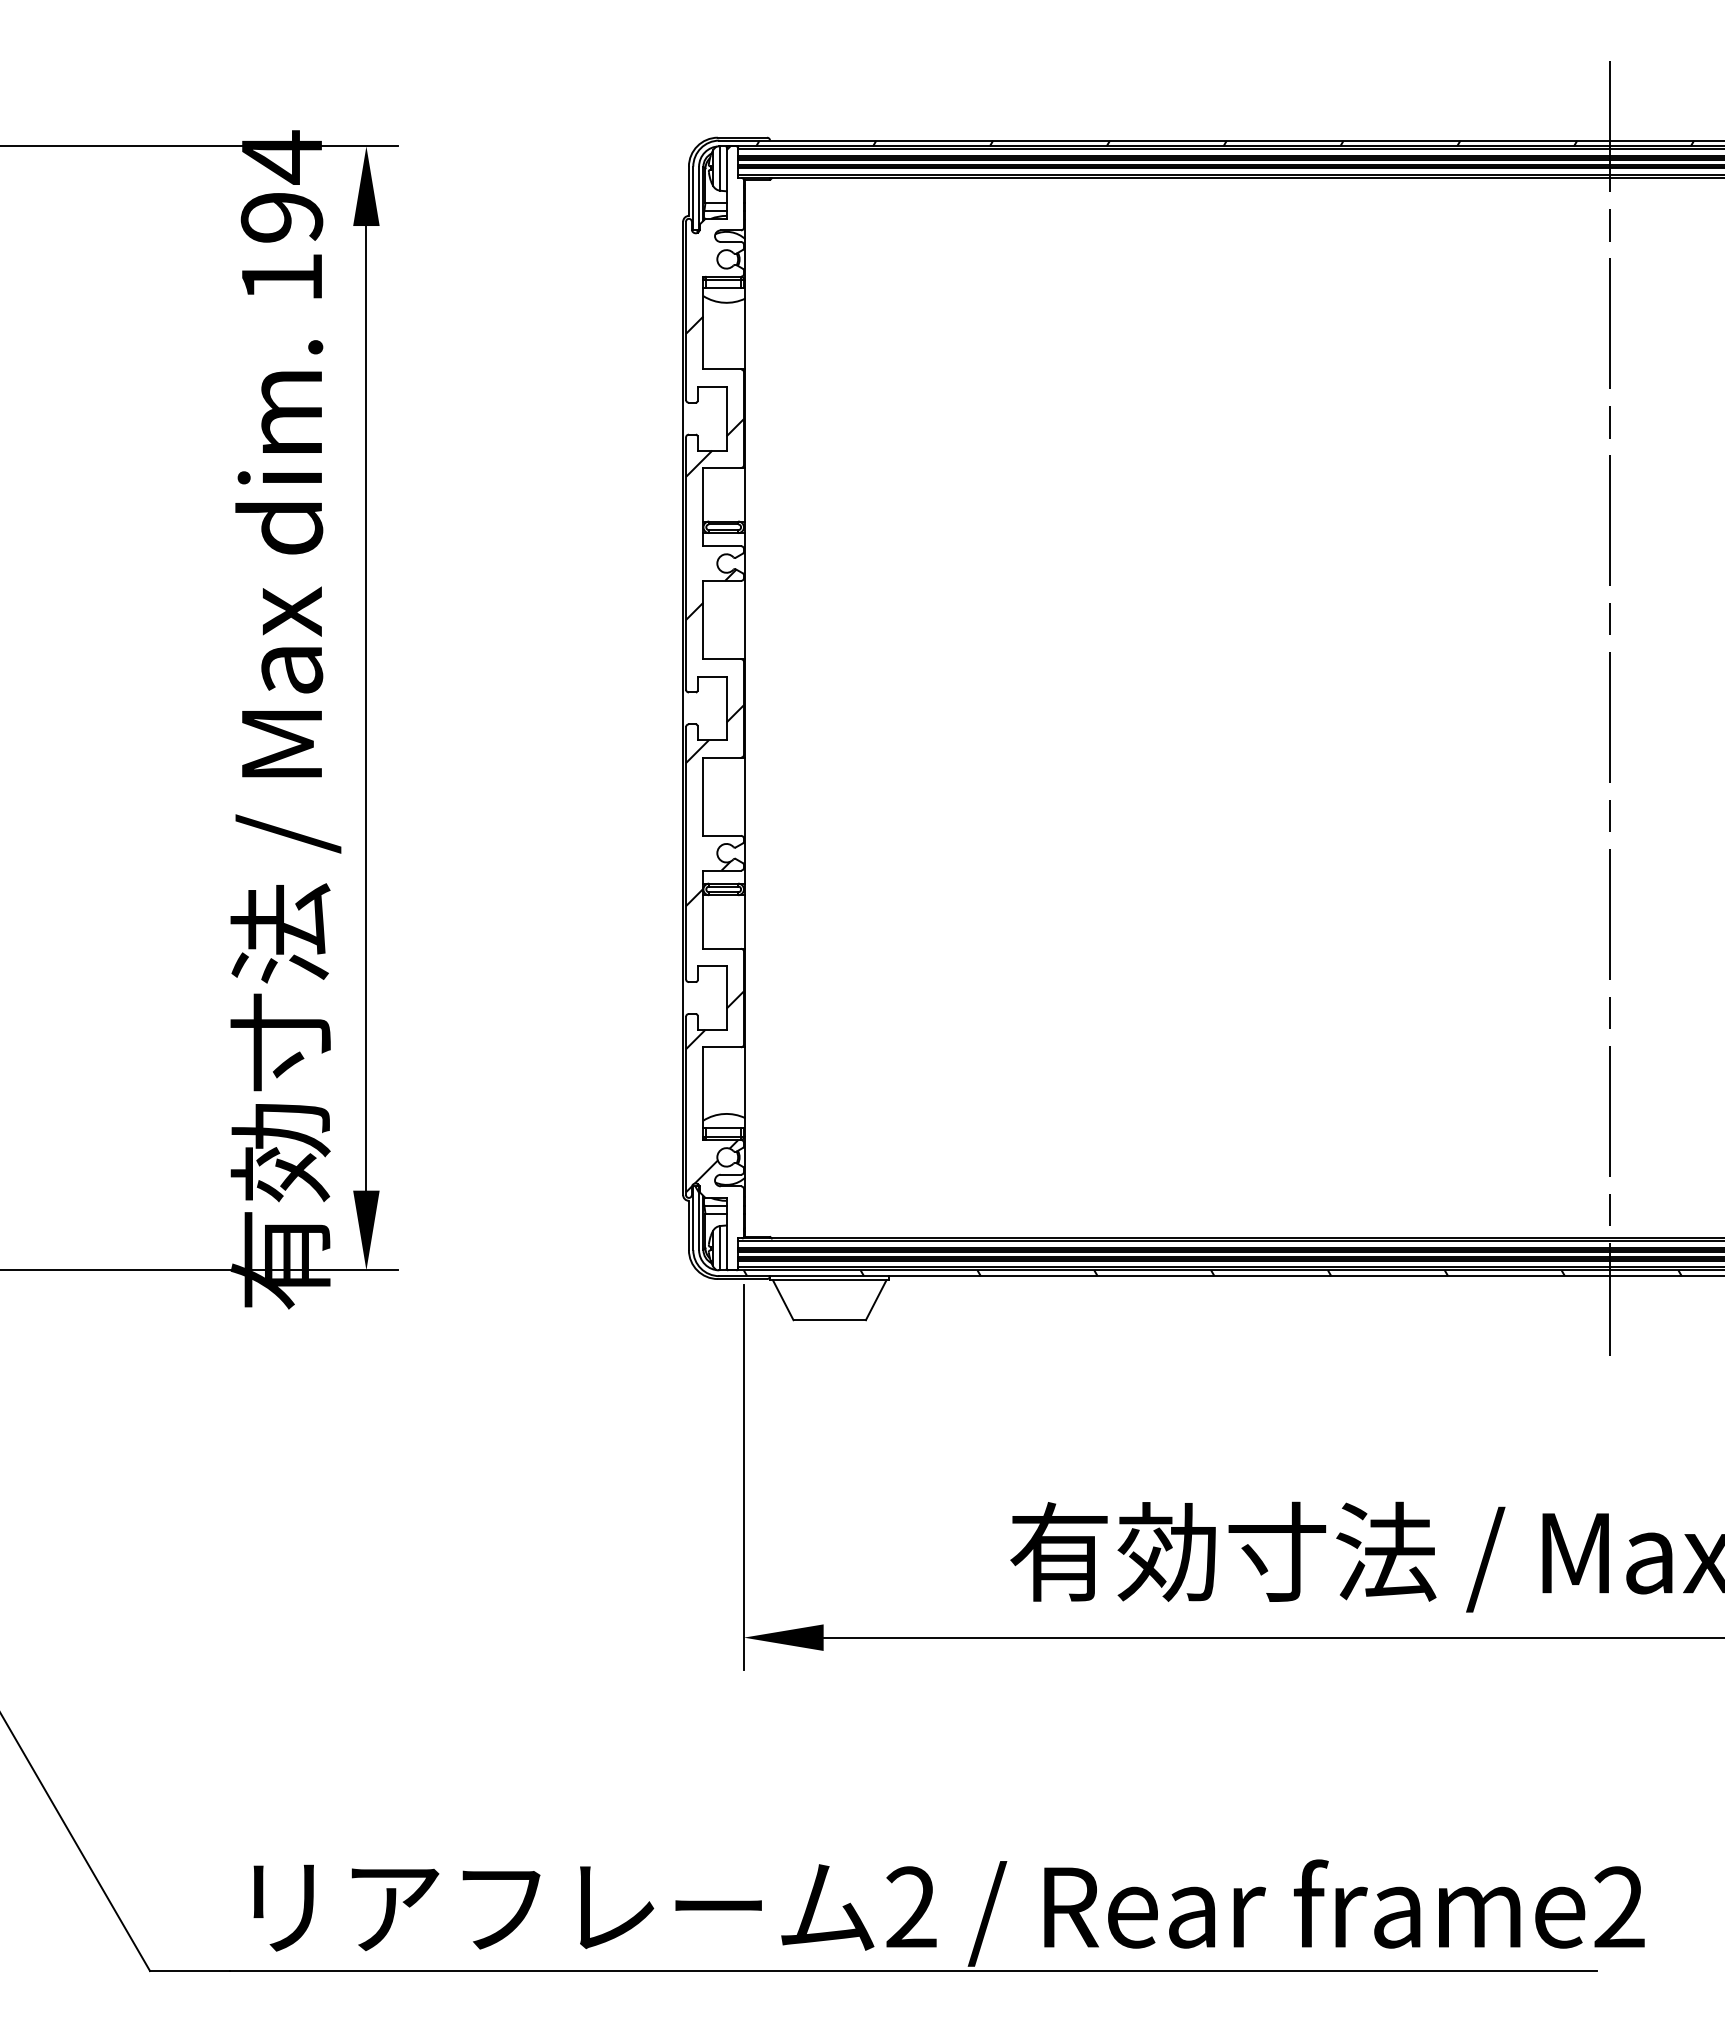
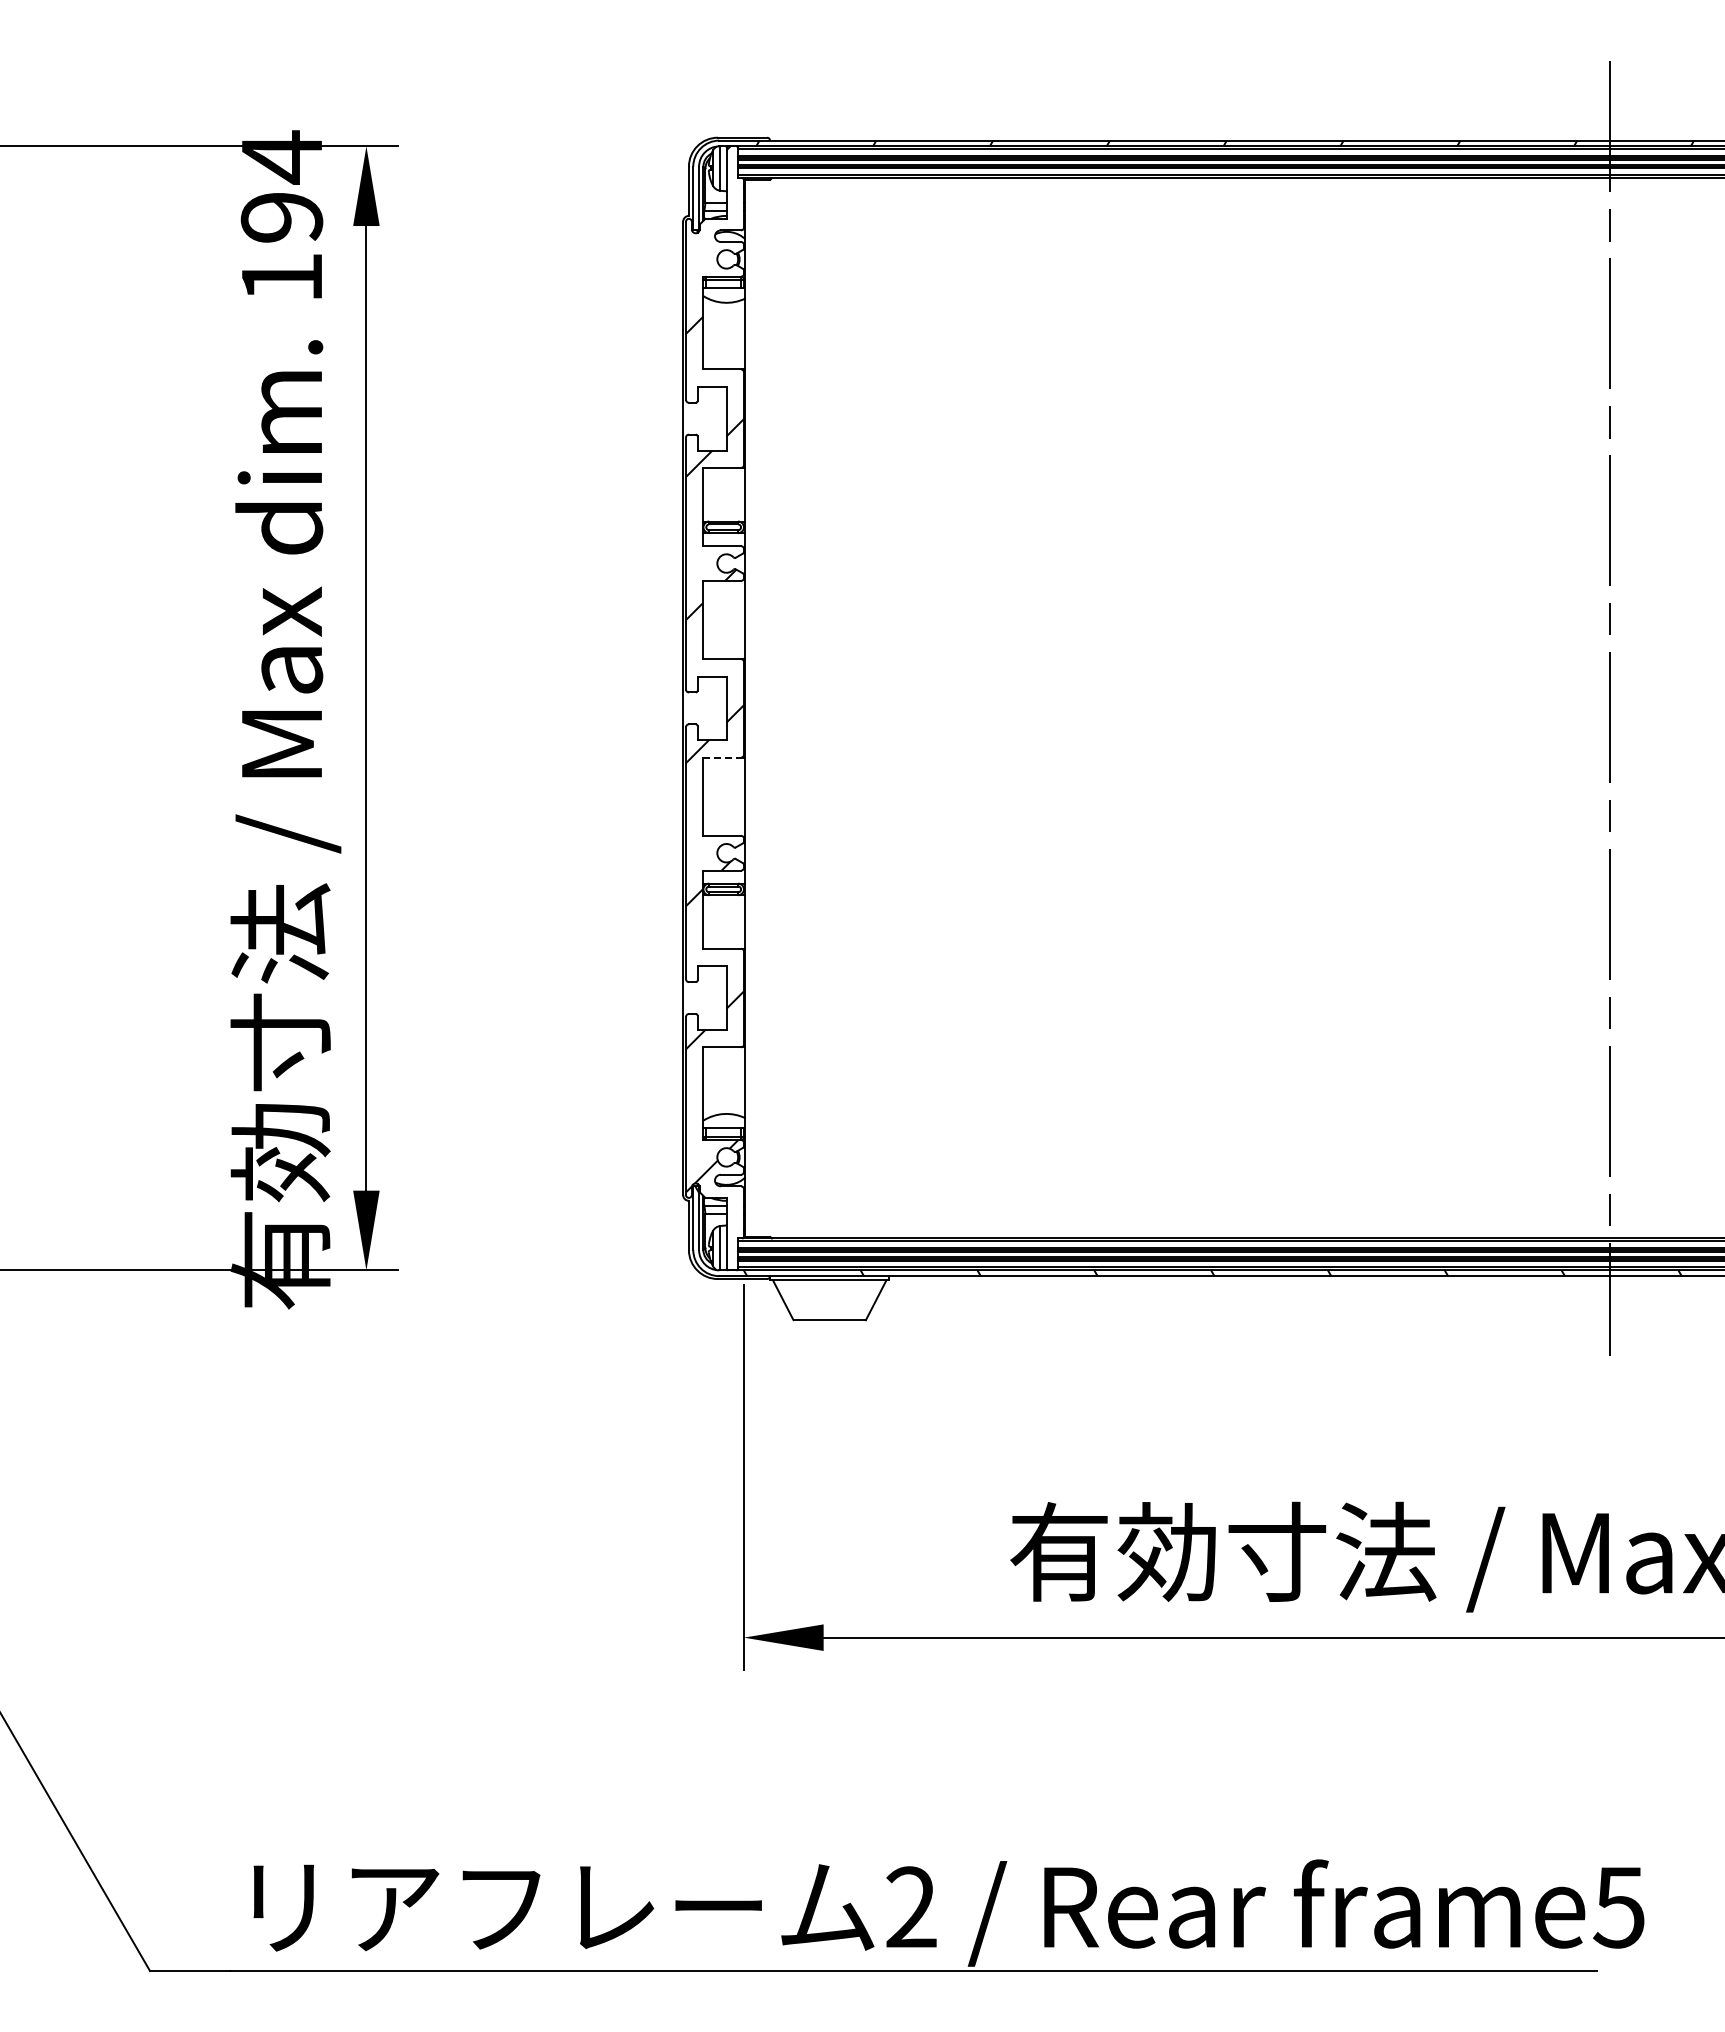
line: solid -> dashed (722, 757)
text: frame2 -> frame5 (1618, 1907)
